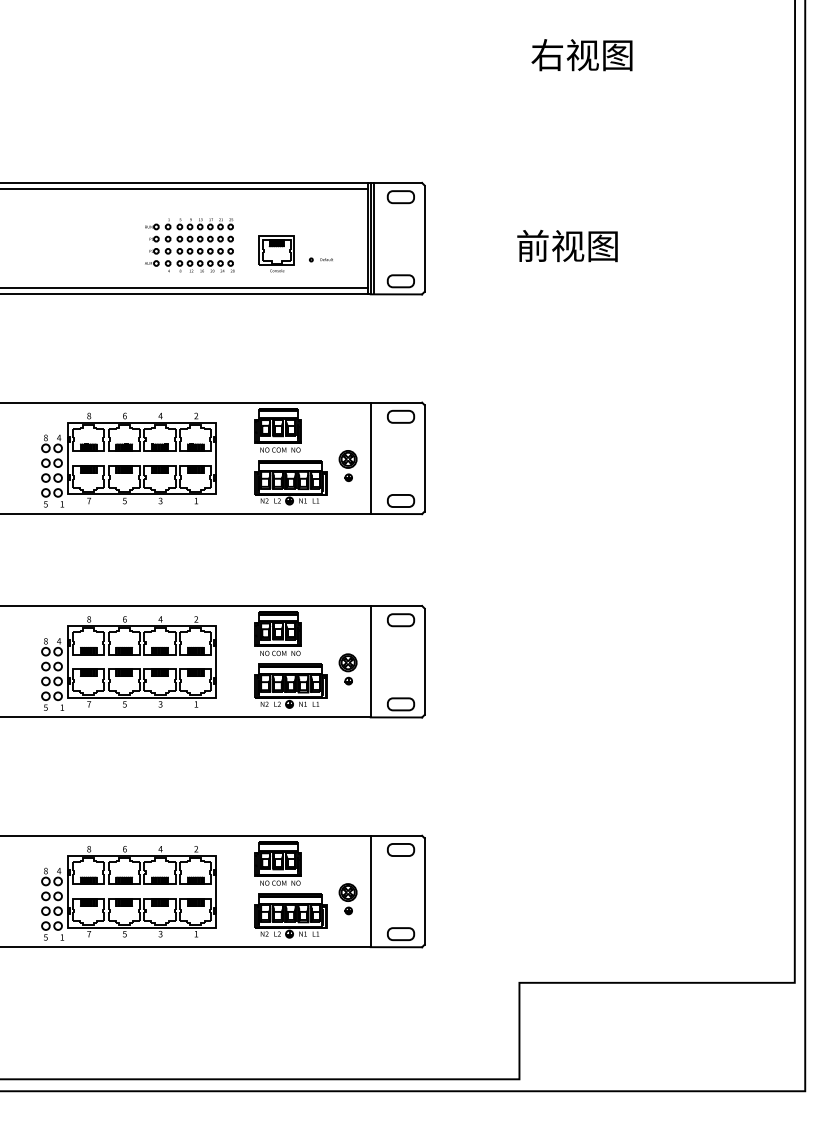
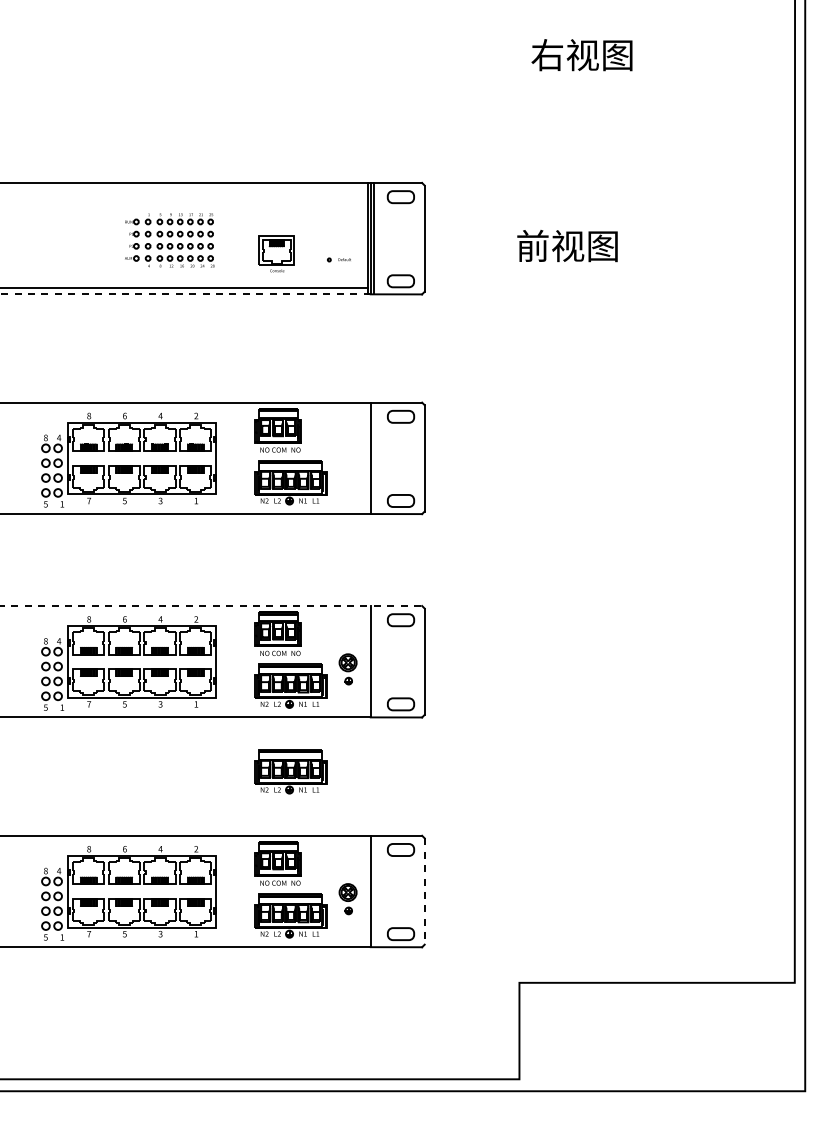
line: present -> none (184, 189)
part position: (189, 245) -> (169, 240) (169, 240)
part position: (320, 259) -> (338, 259) (338, 259)
line: solid -> dashed (184, 294)
part: present -> none (347, 465)
line: solid -> dashed (211, 605)
part: none -> present (290, 771)
line: solid -> dashed (424, 892)
